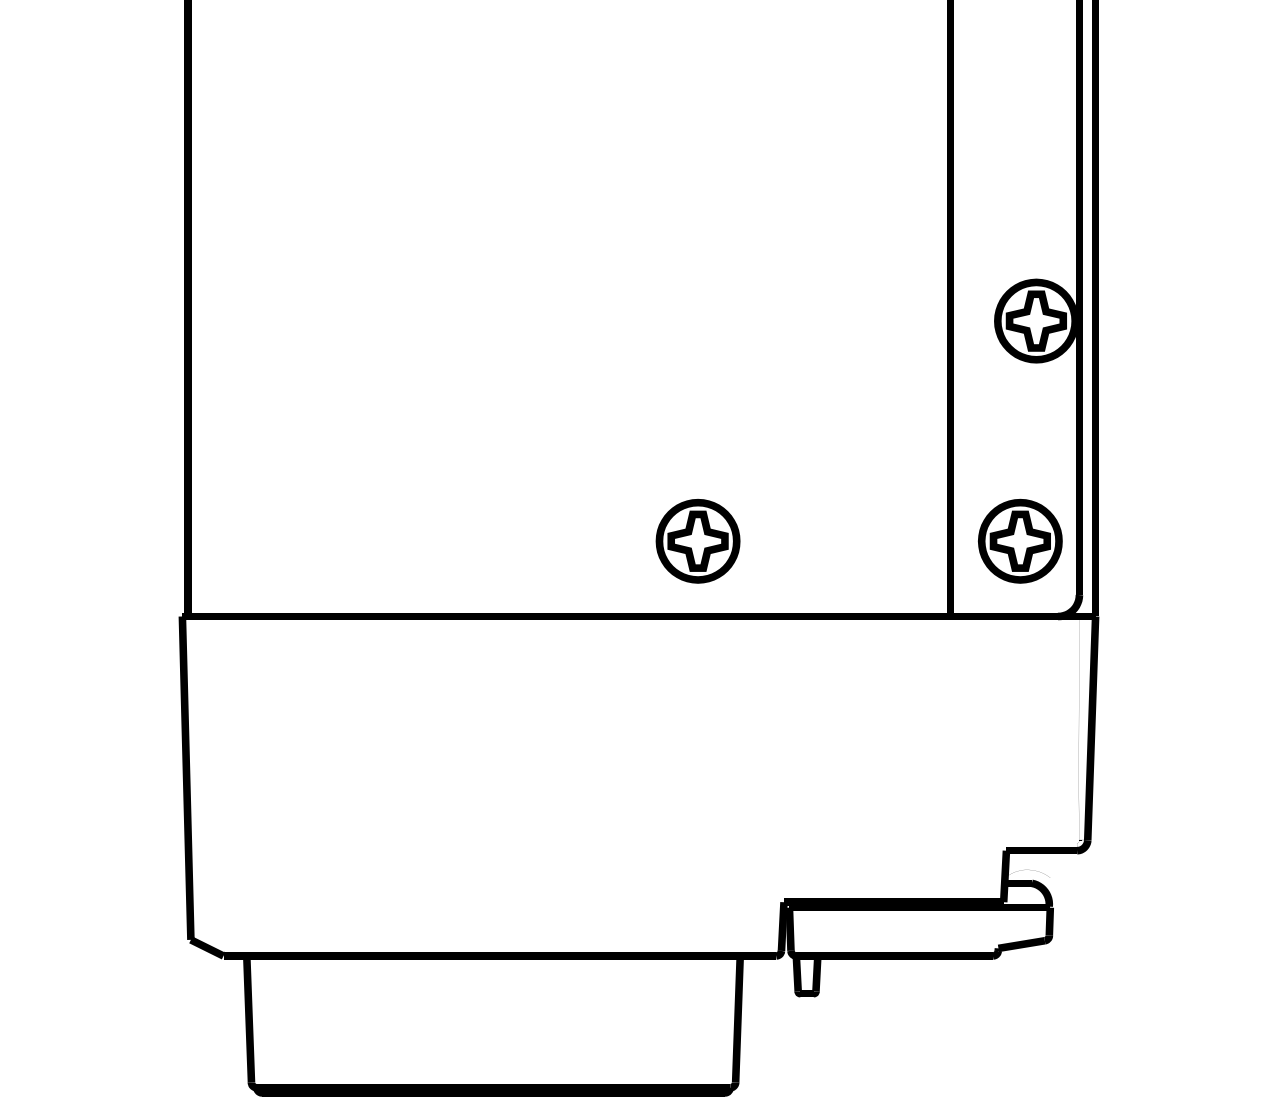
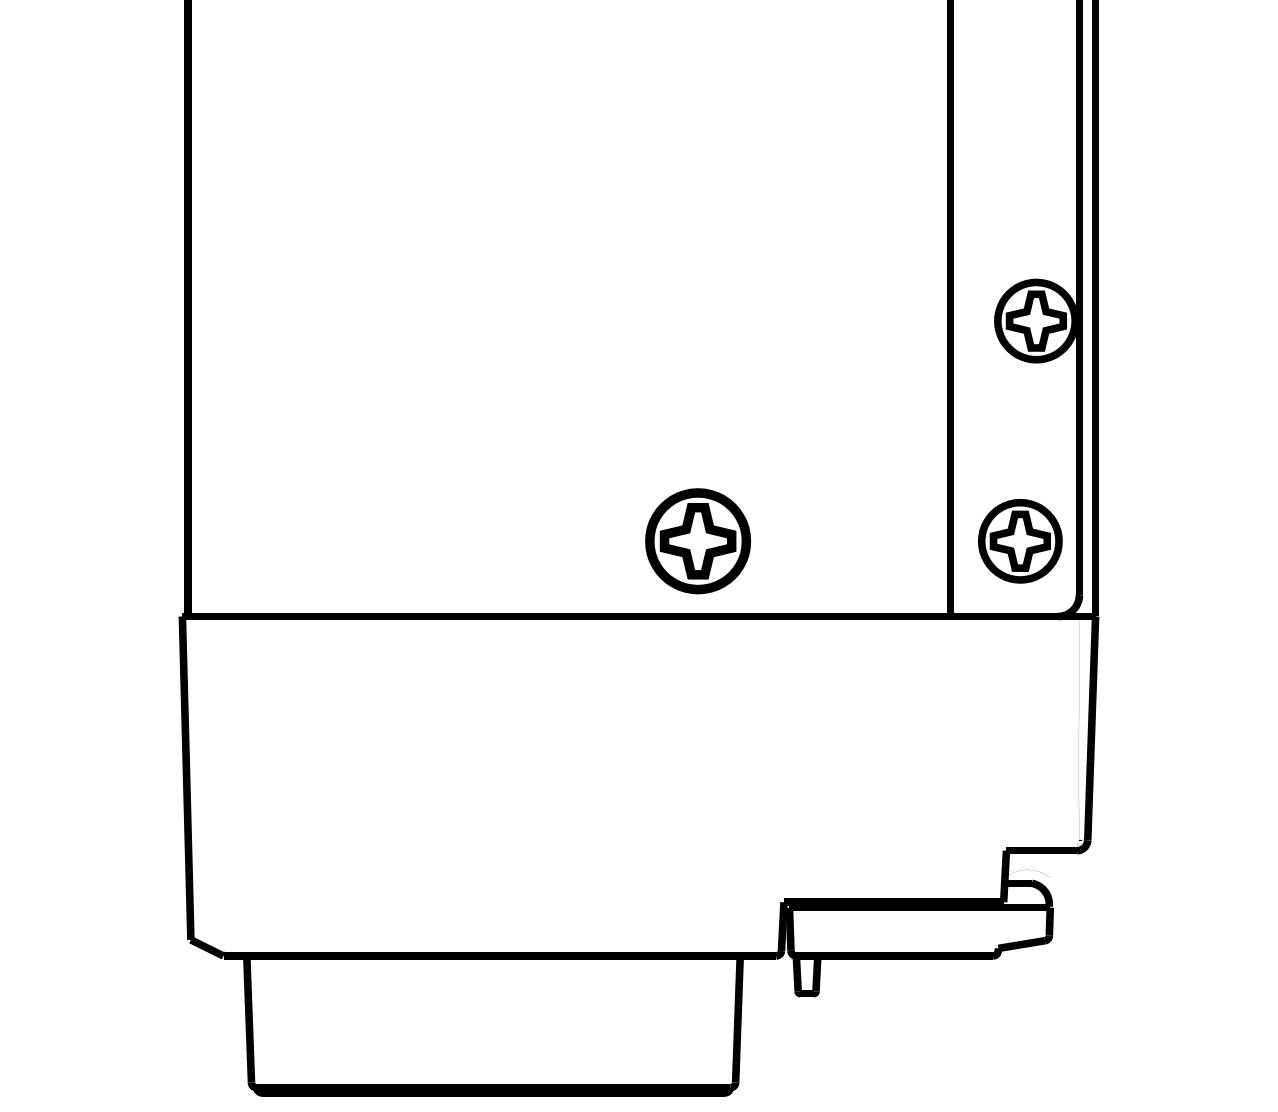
part size: 86x85 px -> 107x107 px (698, 541)
